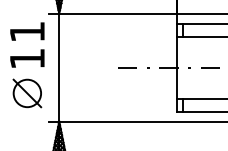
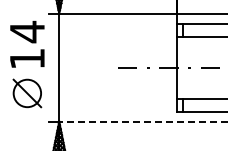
text: 11 -> 14 (27, 31)
line: solid -> dashed (142, 121)
